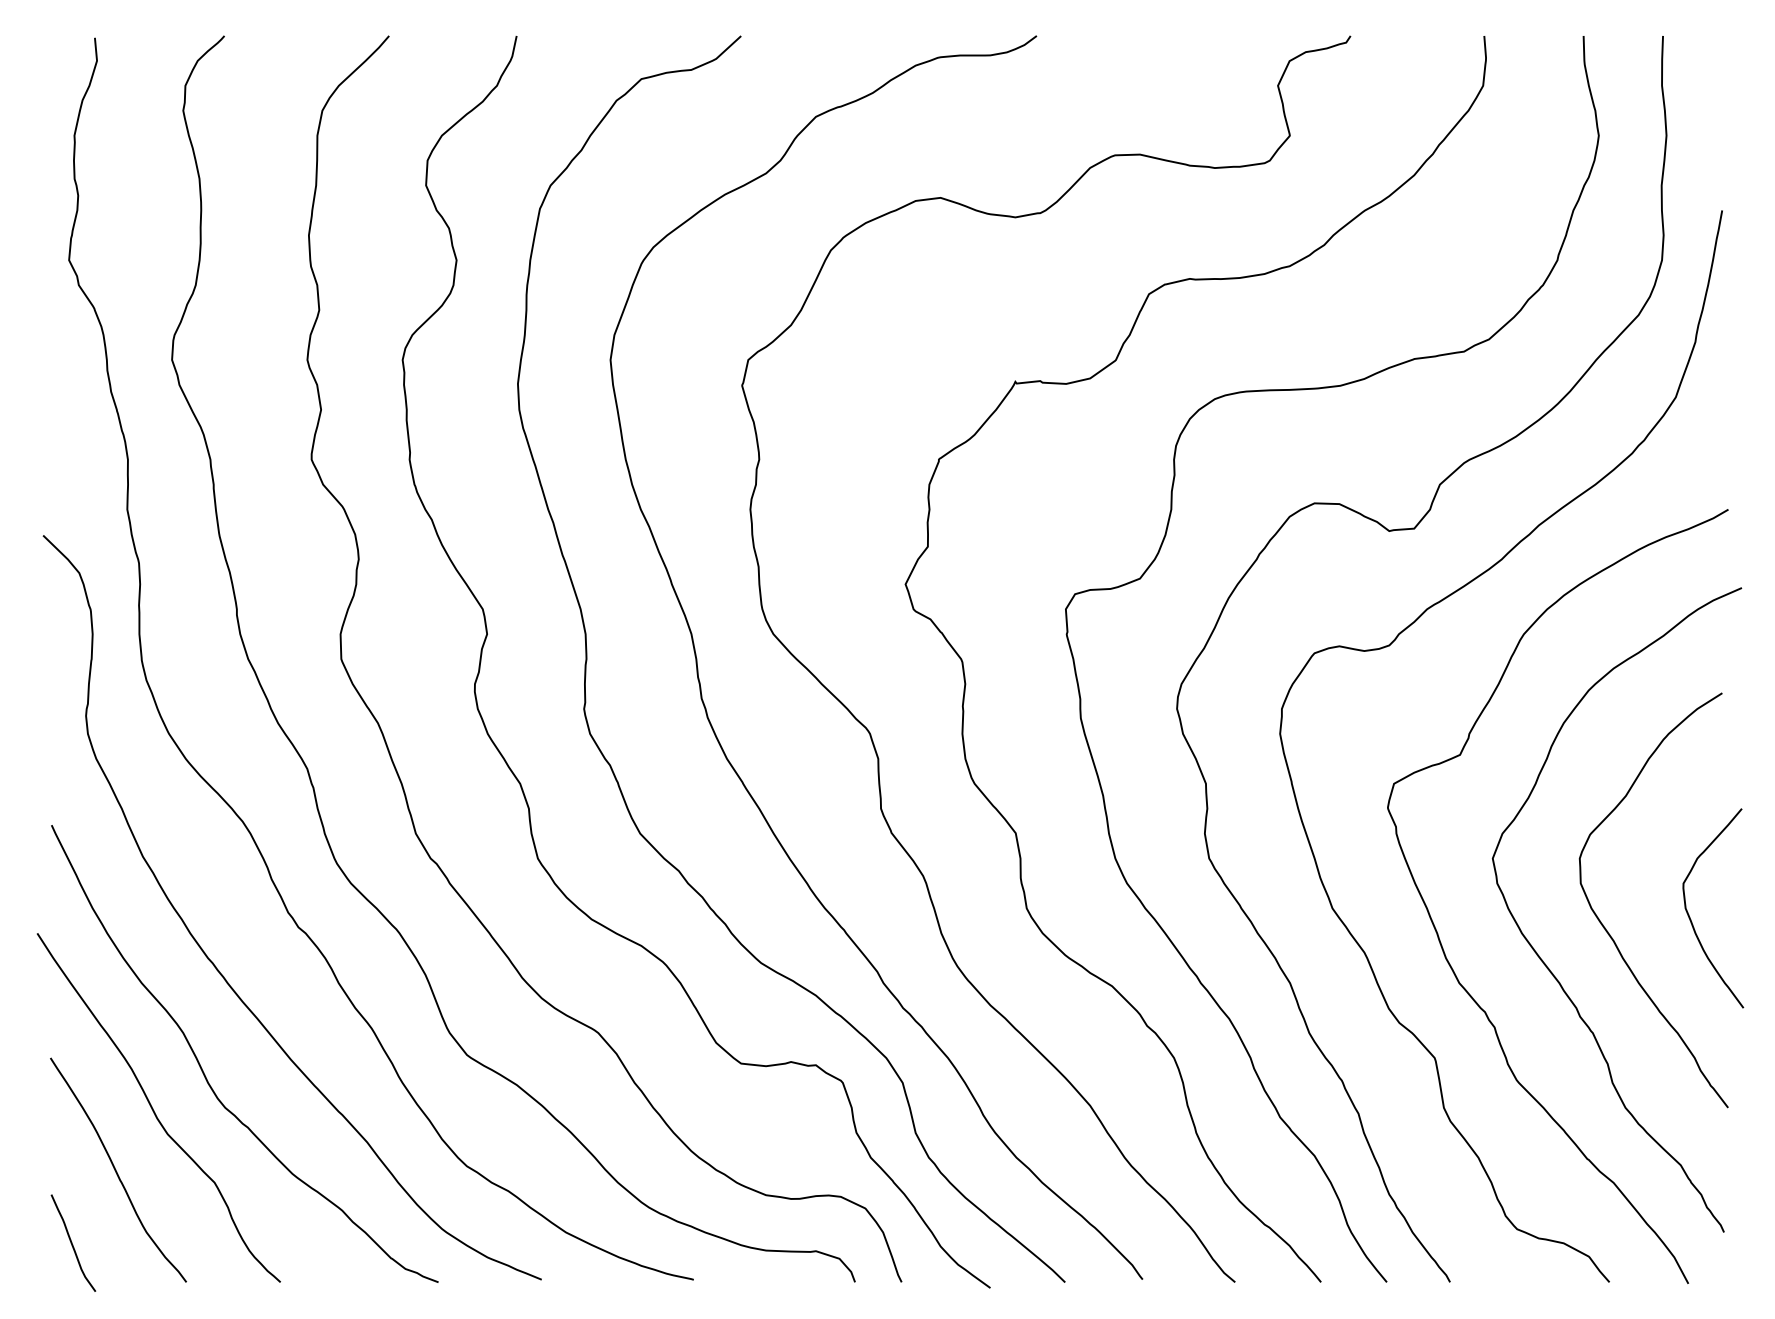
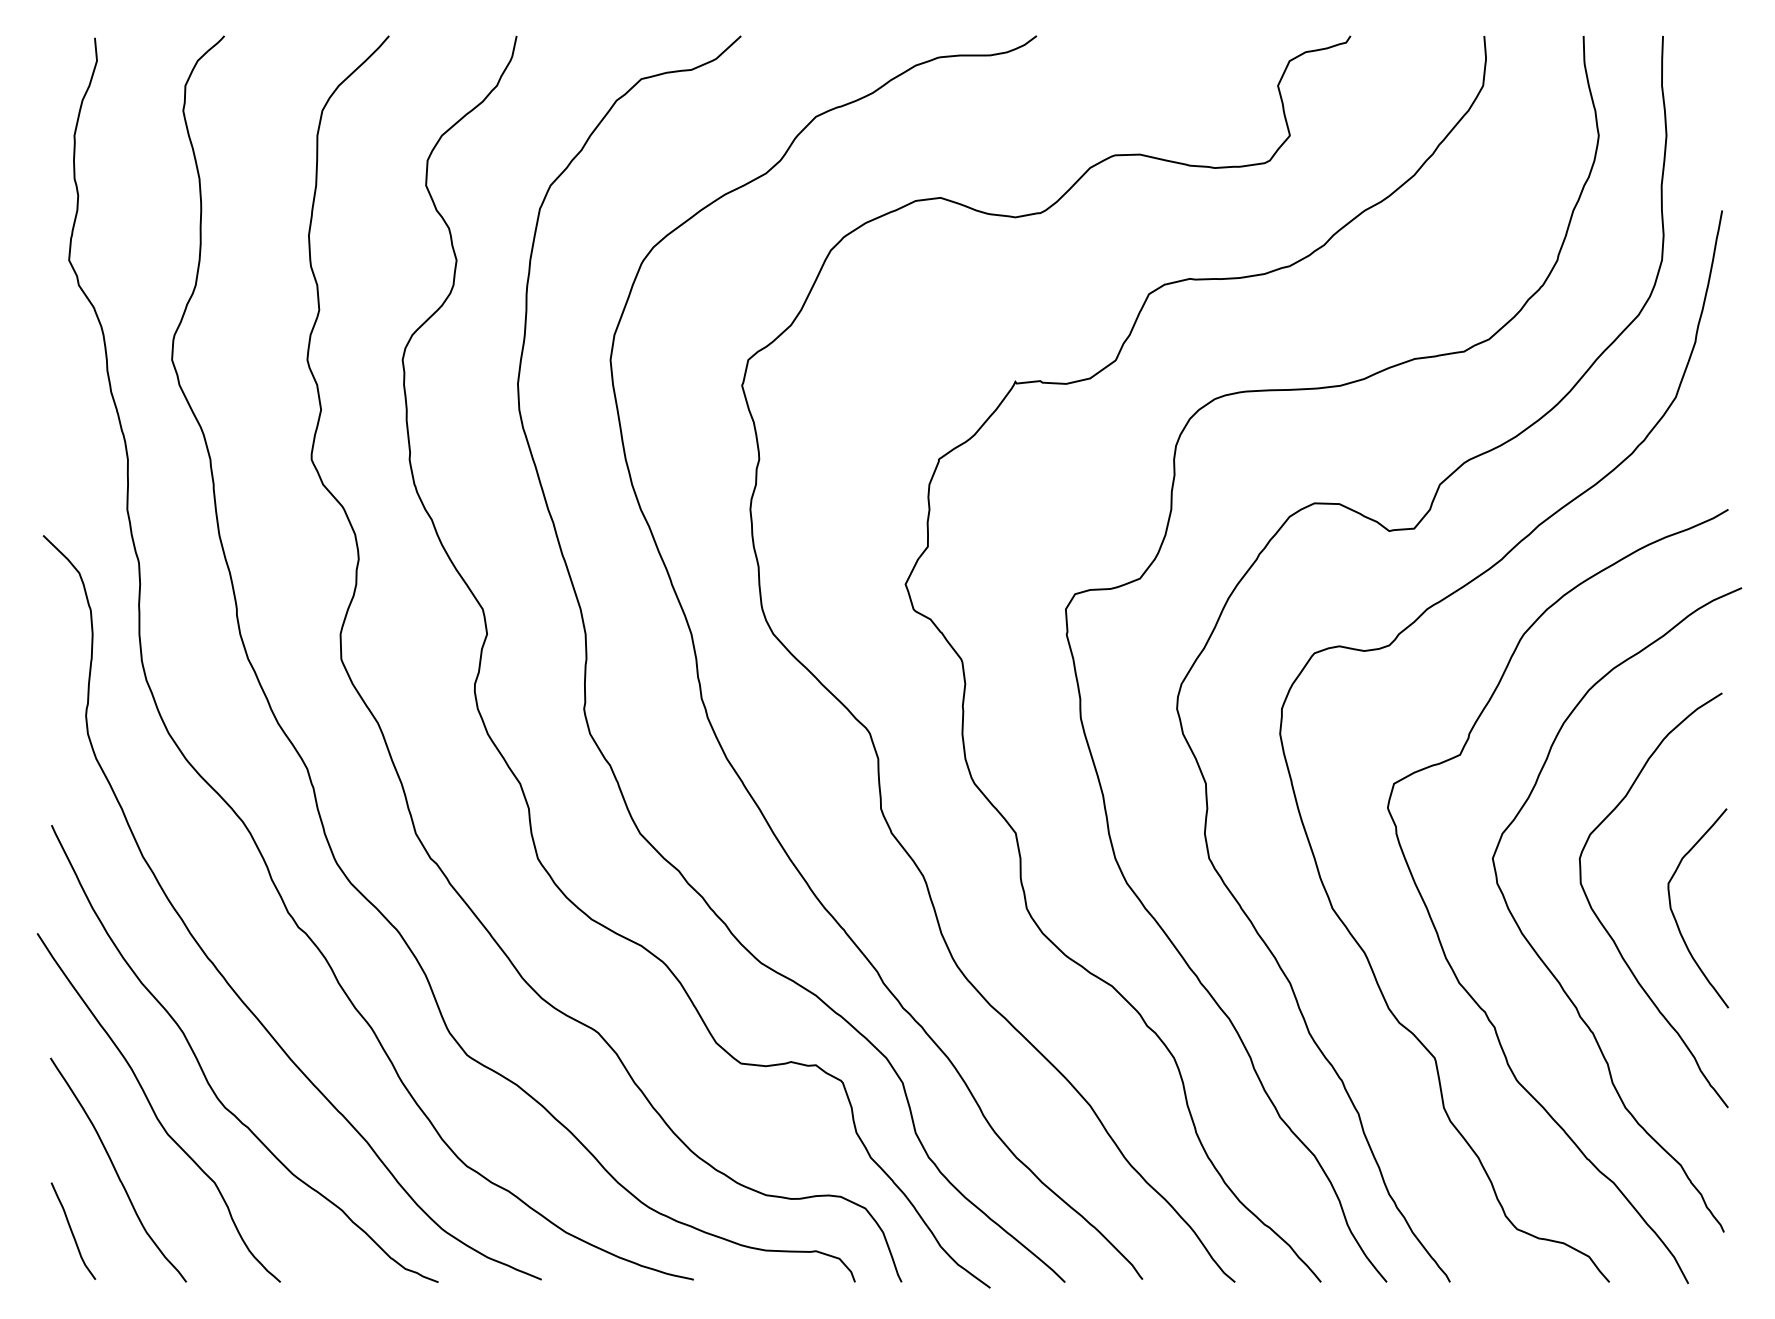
curve position: (1691, 919) -> (1676, 919) (1676, 919)
curve position: (72, 1242) -> (72, 1230) (72, 1230)
